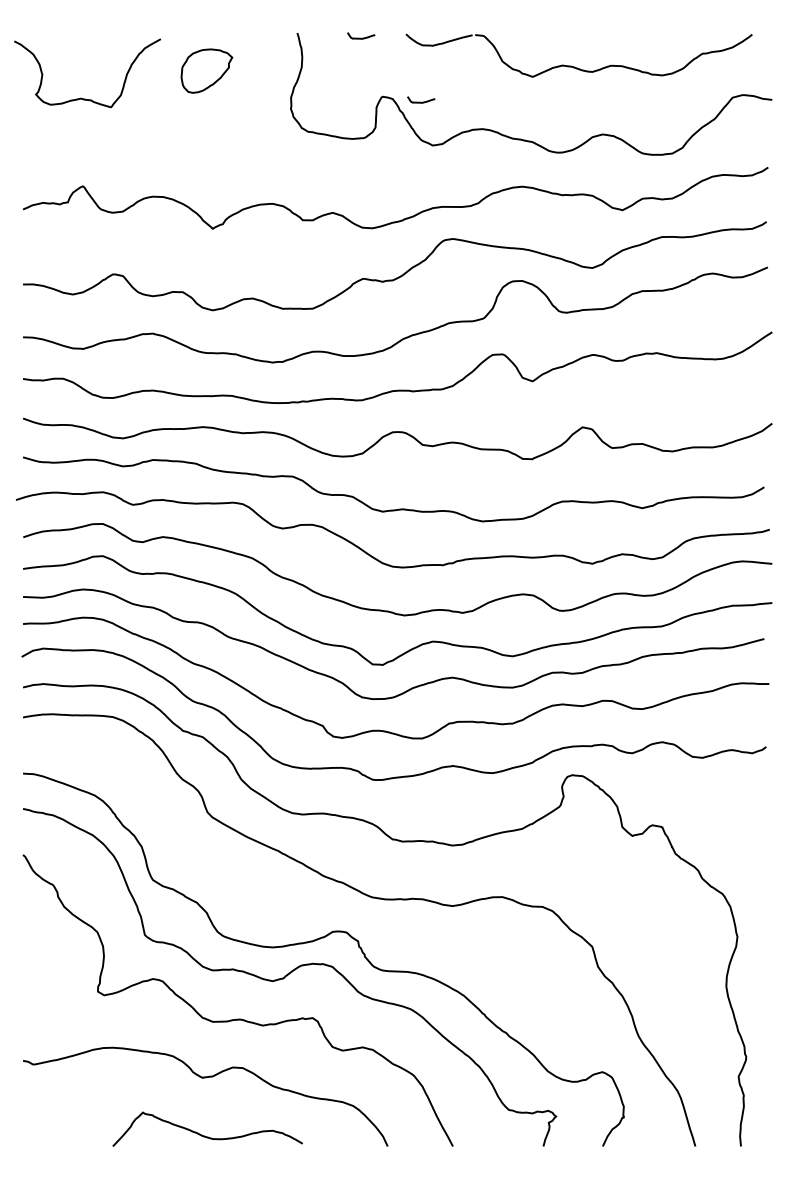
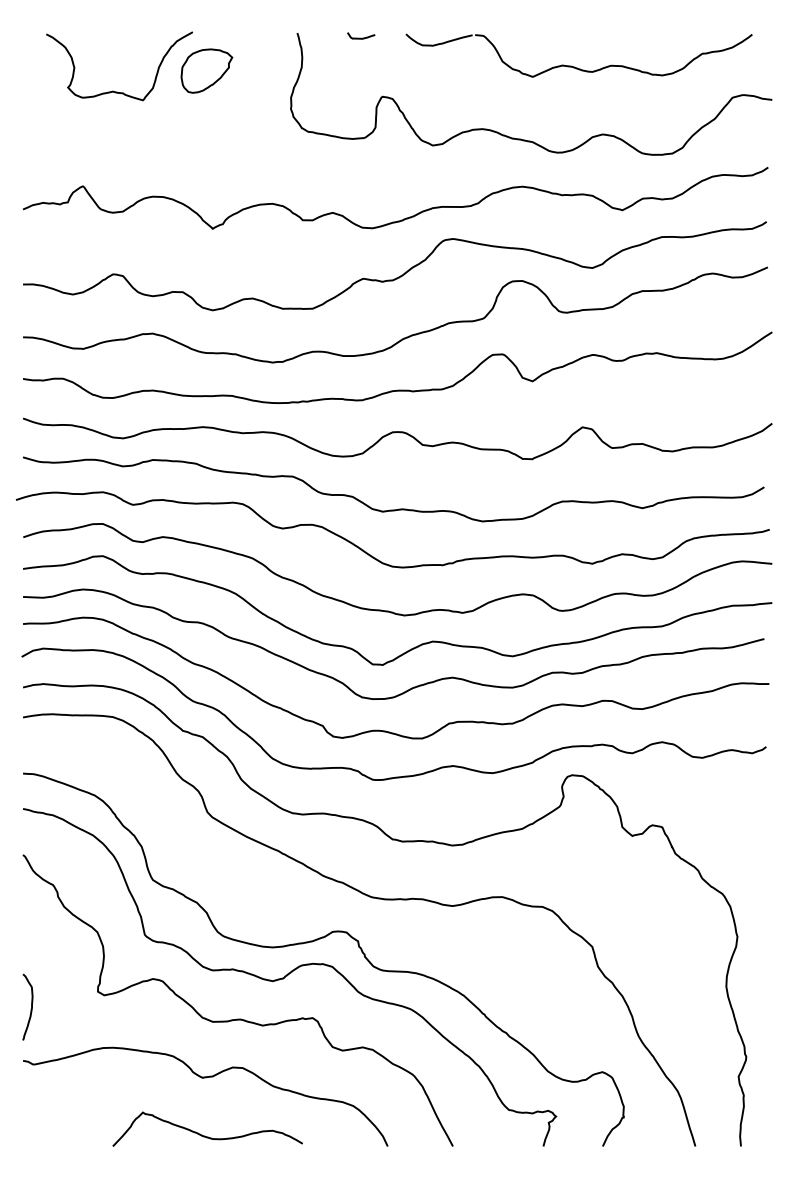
curve position: (81, 97) -> (113, 90) (113, 90)
curve: present -> none (421, 101)
curve: none -> present (31, 1006)
